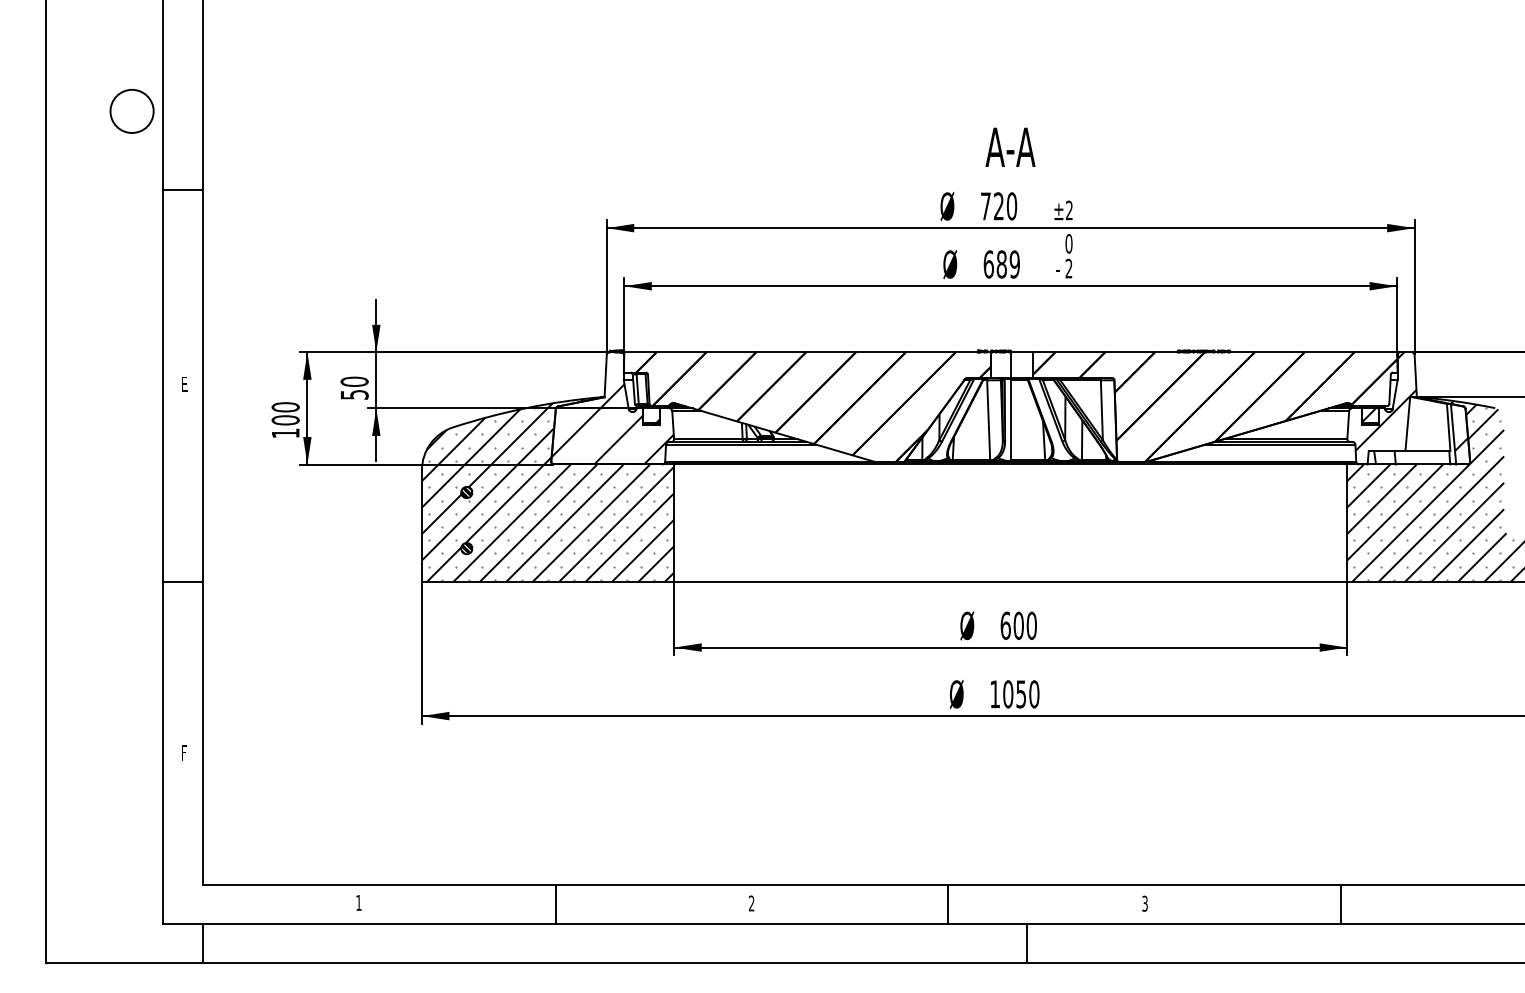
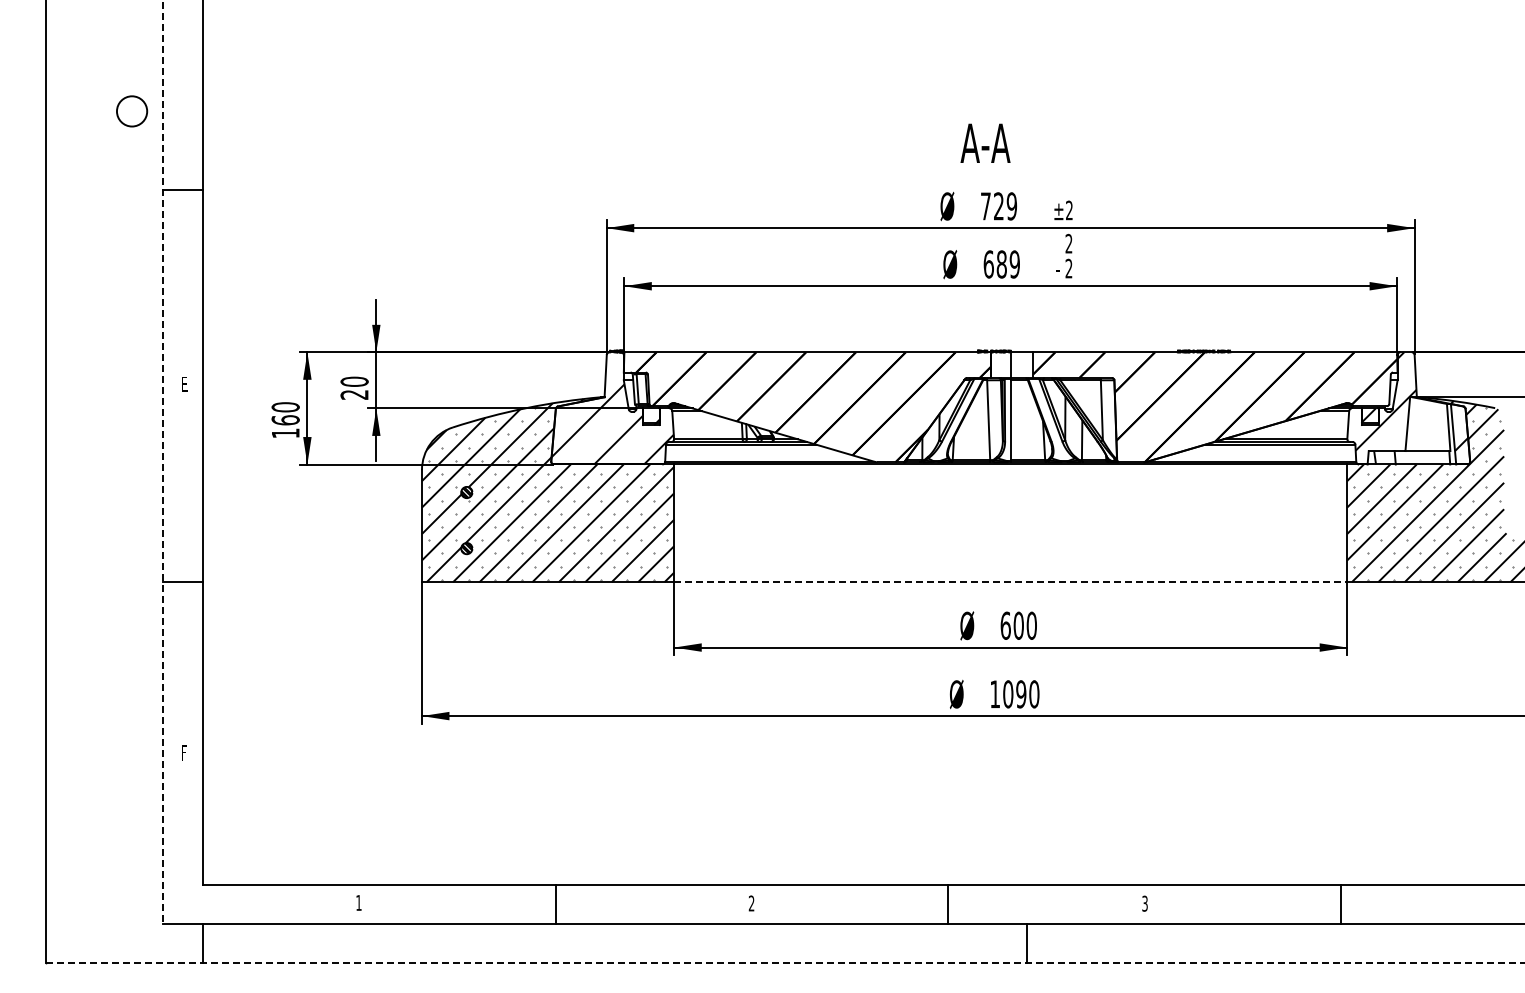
circle diameter: 43 px -> 30 px (131, 111)
text position: (1010, 146) -> (985, 142) (985, 142)
text: 720 -> 729 (1011, 206)
text: 0 -> 2 (1068, 243)
text: 50 -> 20 (354, 394)
text: 100 -> 160 (285, 420)
line: solid -> dashed (163, 462)
line: solid -> dashed (1011, 582)
text: 1050 -> 1090 (1021, 694)
line: solid -> dashed (785, 963)
